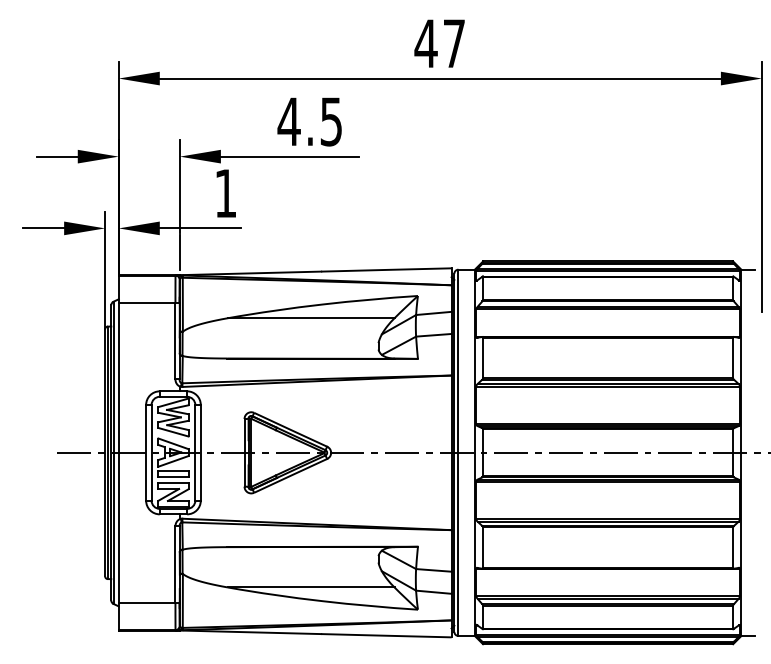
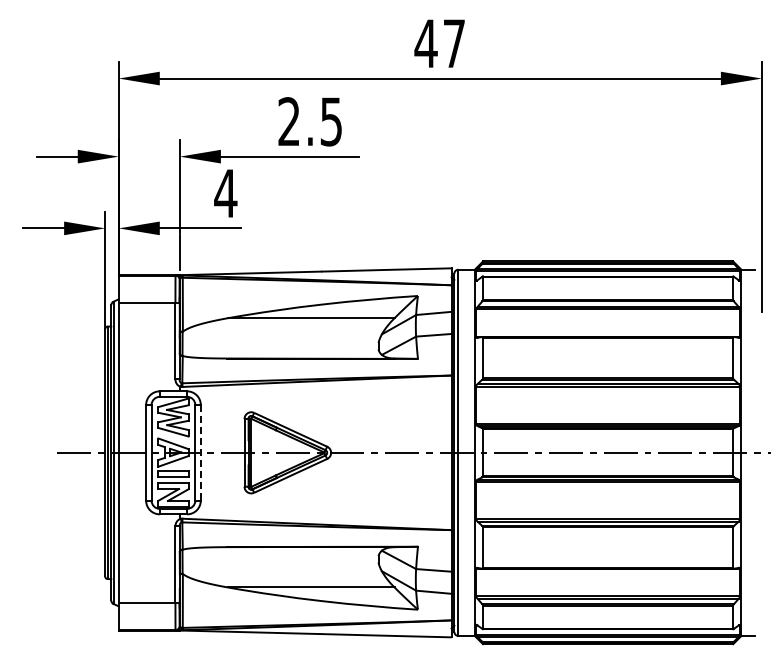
text: 4.5 -> 2.5 (288, 121)
text: 1 -> 4 (225, 193)
line: solid -> dashed (200, 452)
